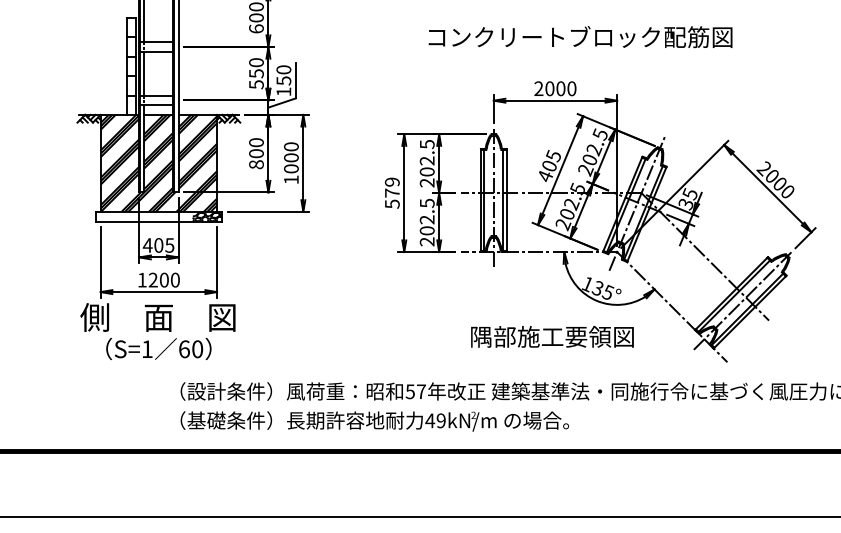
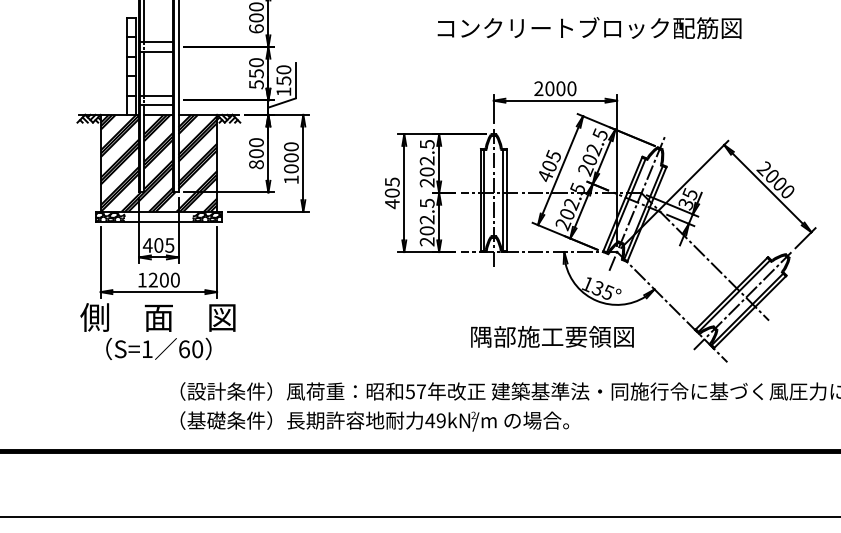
text position: (580, 37) -> (589, 28) (589, 28)
text: 579 -> 405 (391, 193)
hatch: none -> present (109, 216)
